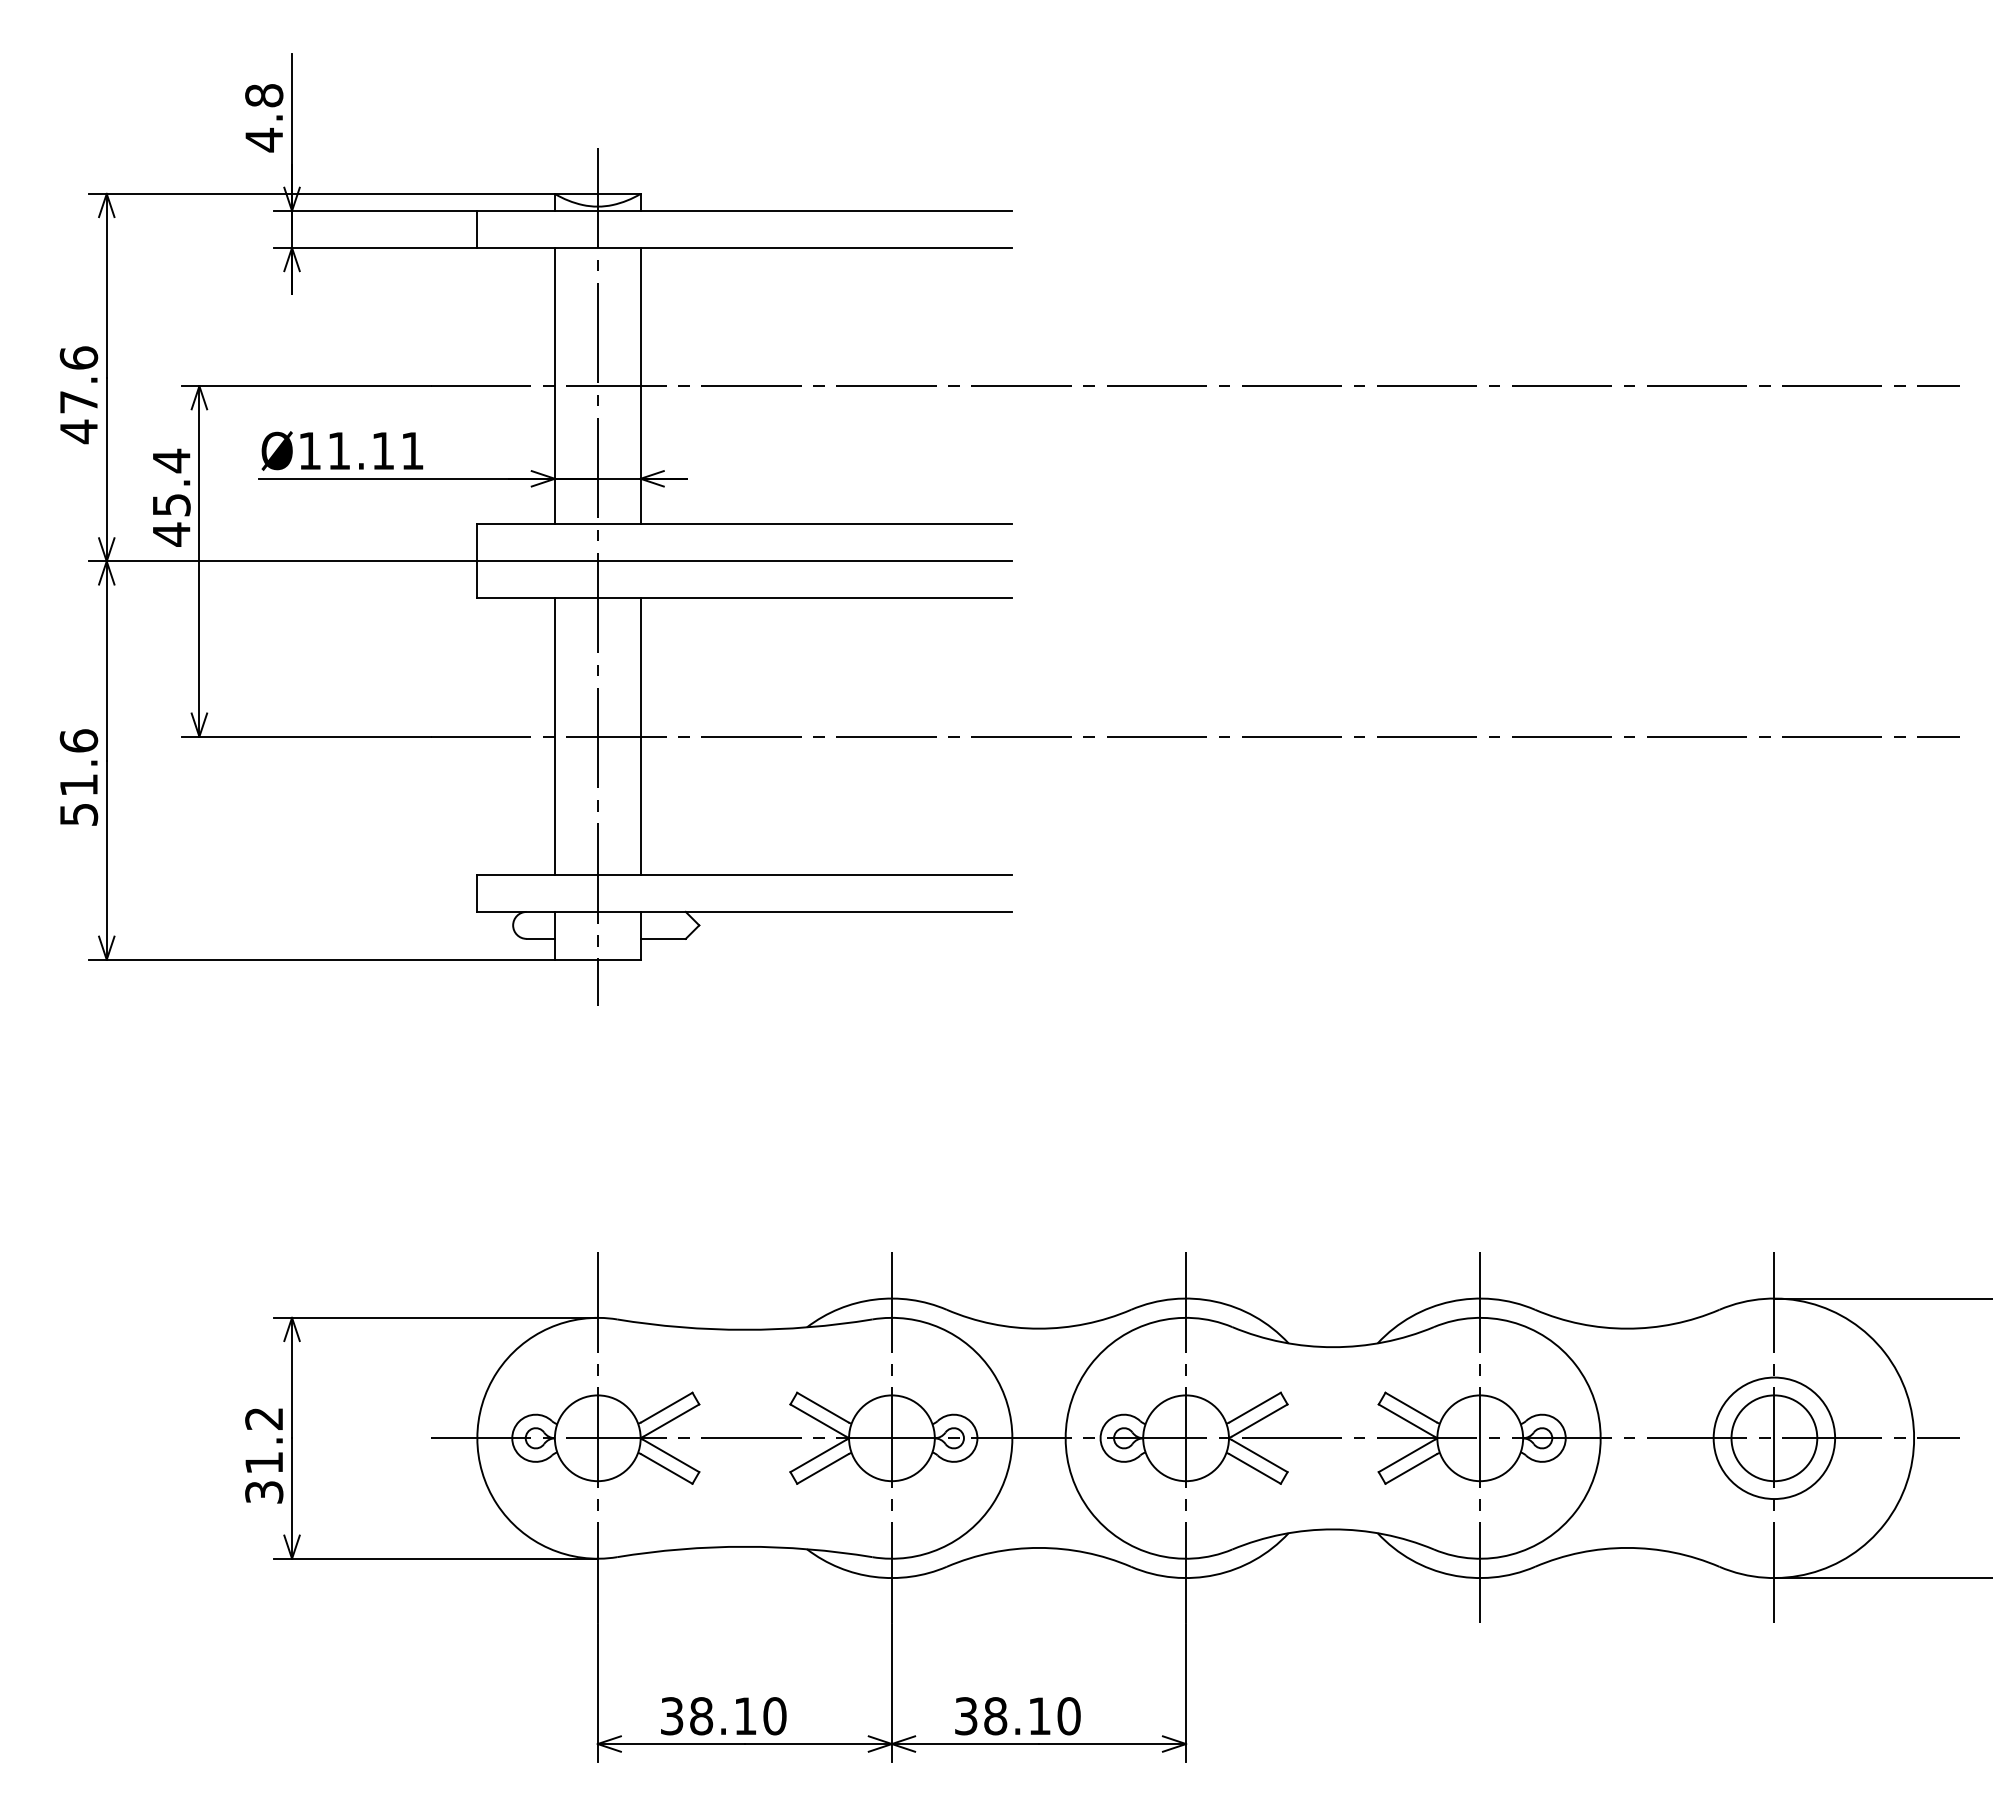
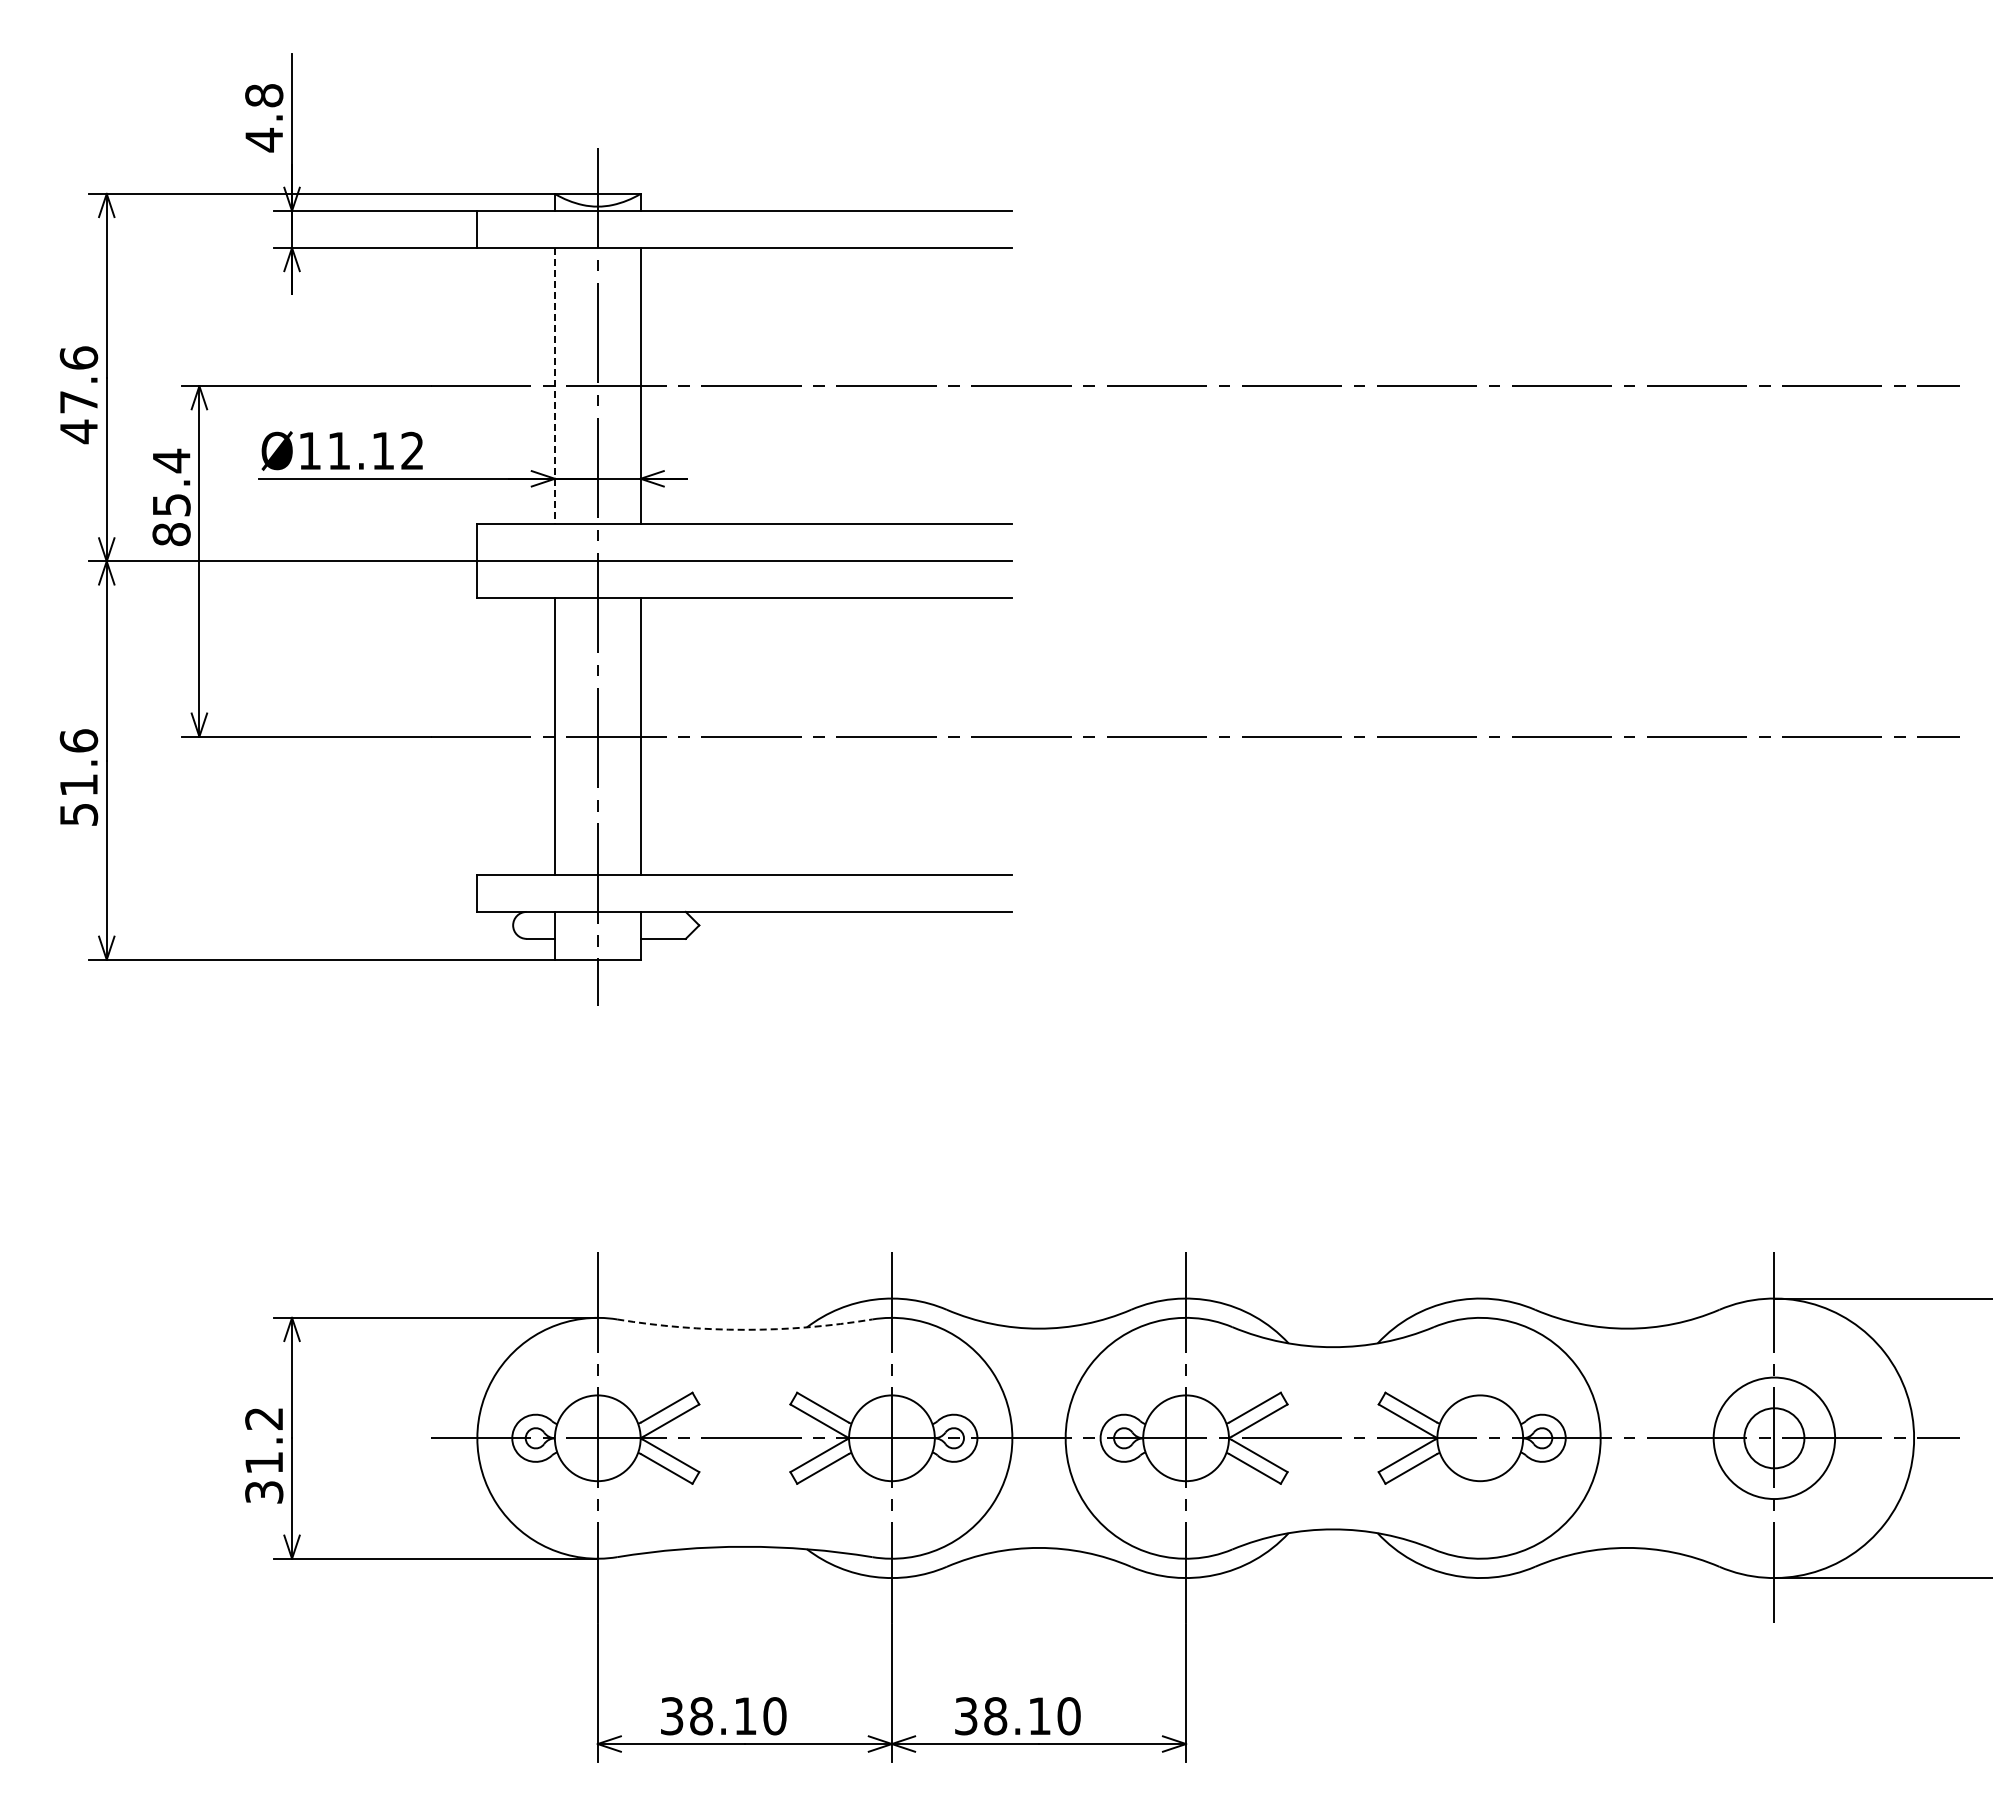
line: solid -> dashed (554, 386)
text: Ø11.11 -> Ø11.12 (412, 450)
text: 45.4 -> 85.4 (171, 534)
arc: solid -> dashed (744, 1329)
line: present -> none (1480, 1438)
circle diameter: 86 px -> 60 px (1774, 1438)
